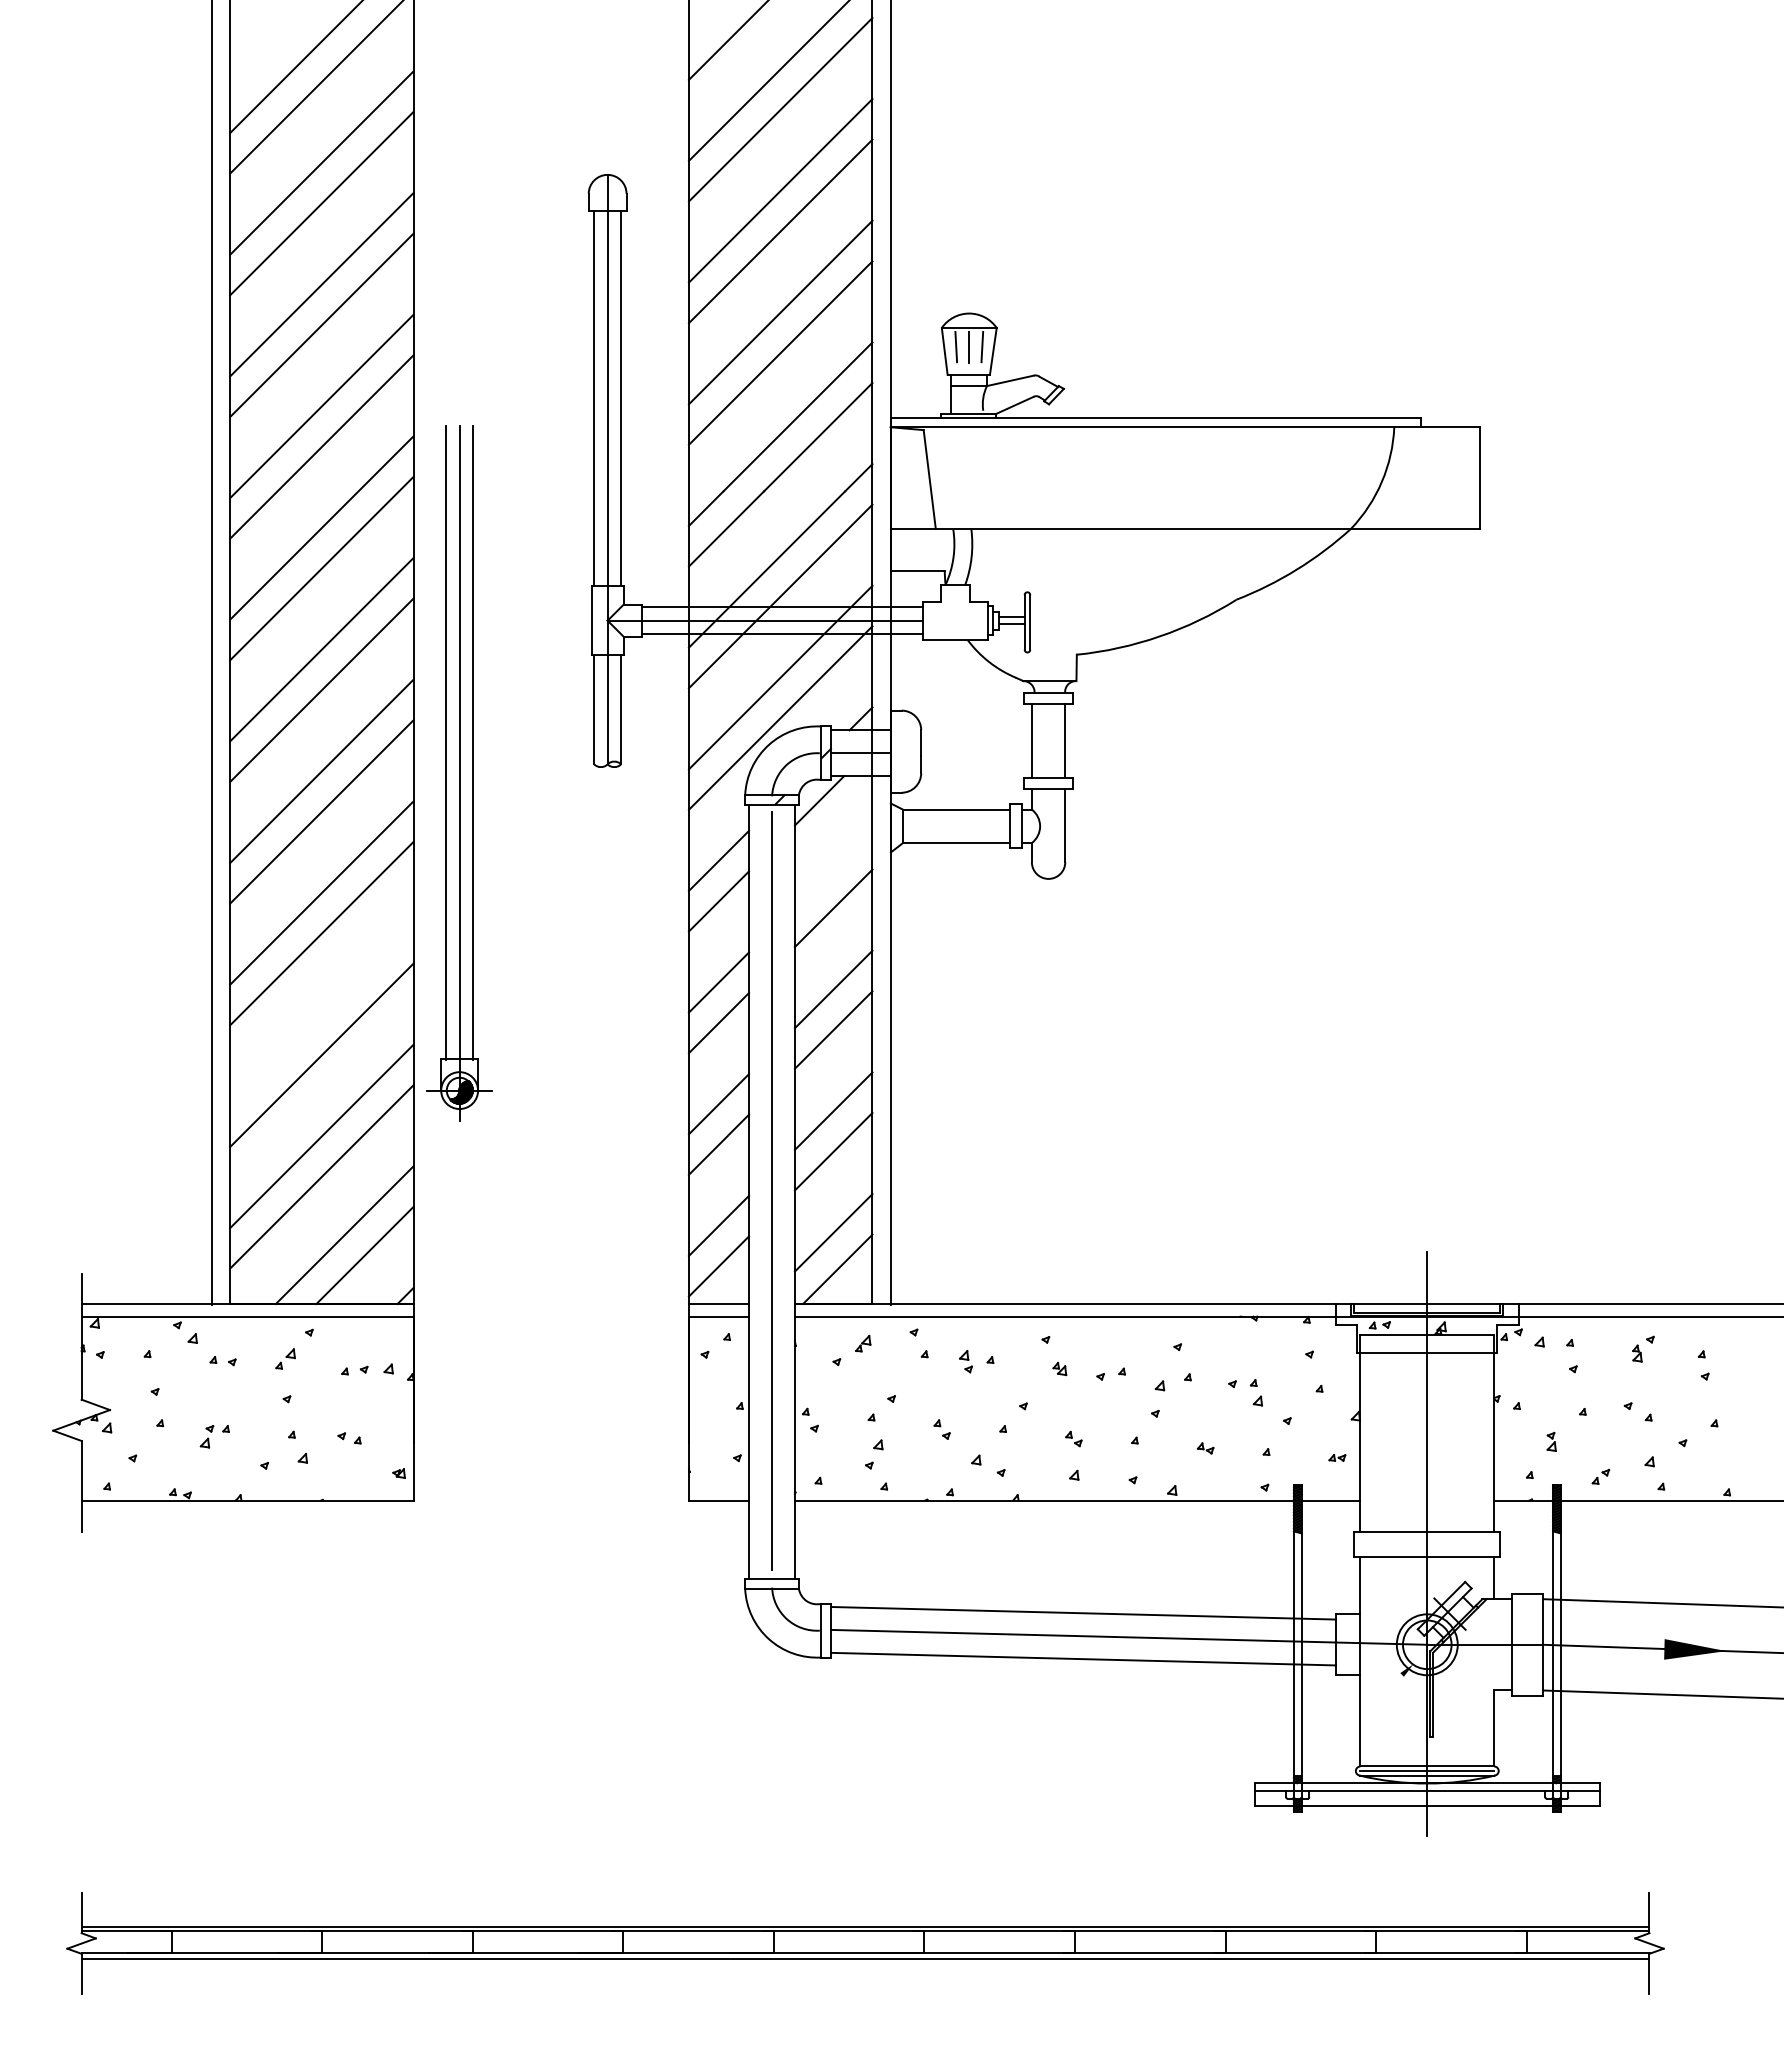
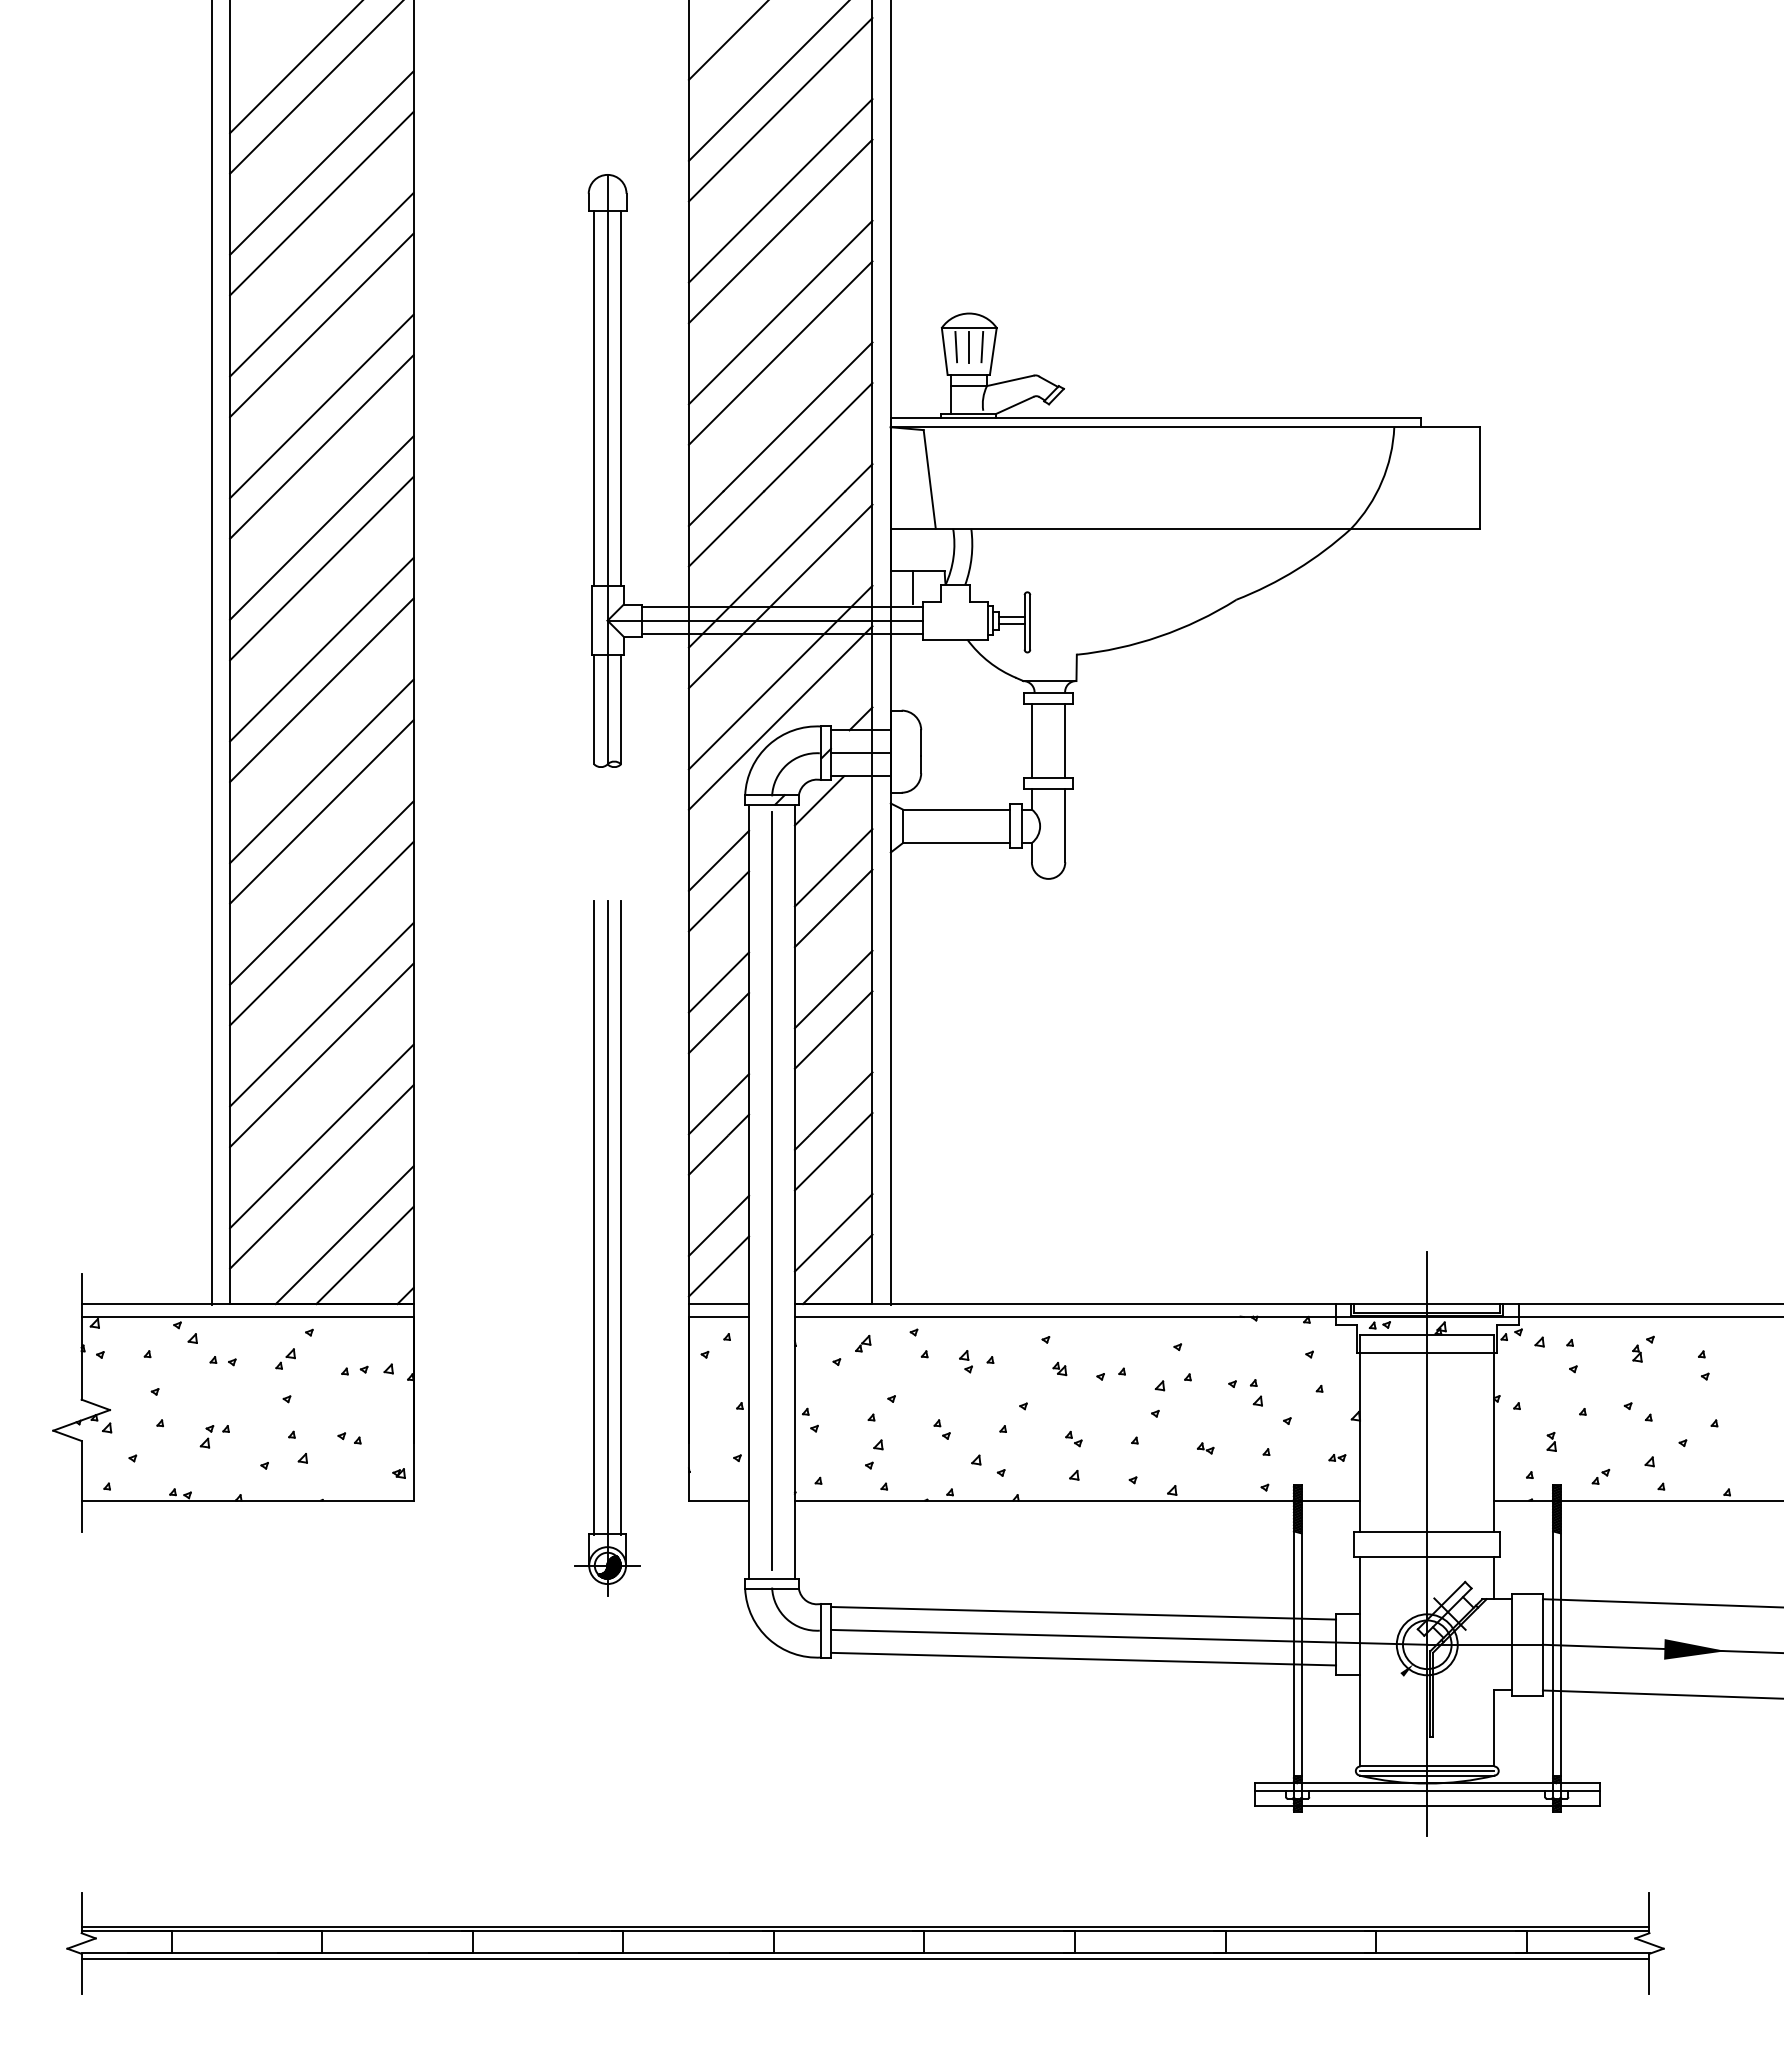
line: none -> present (913, 587)
part position: (459, 773) -> (607, 1248) (607, 1248)
line: none -> present (833, 867)
line: none -> present (321, 1014)
